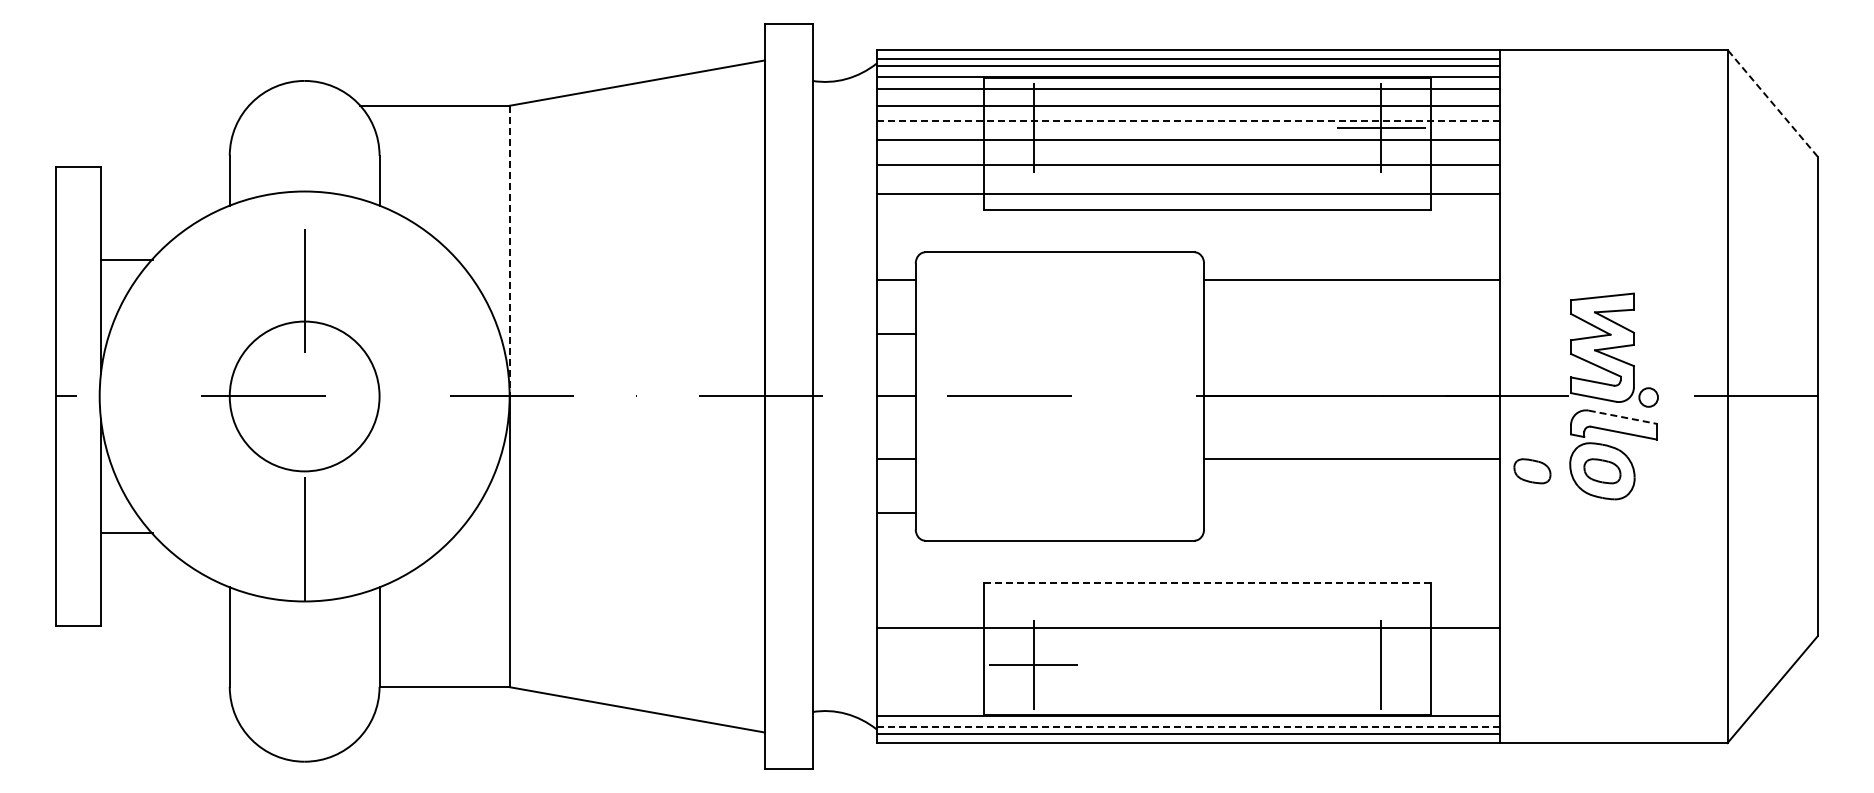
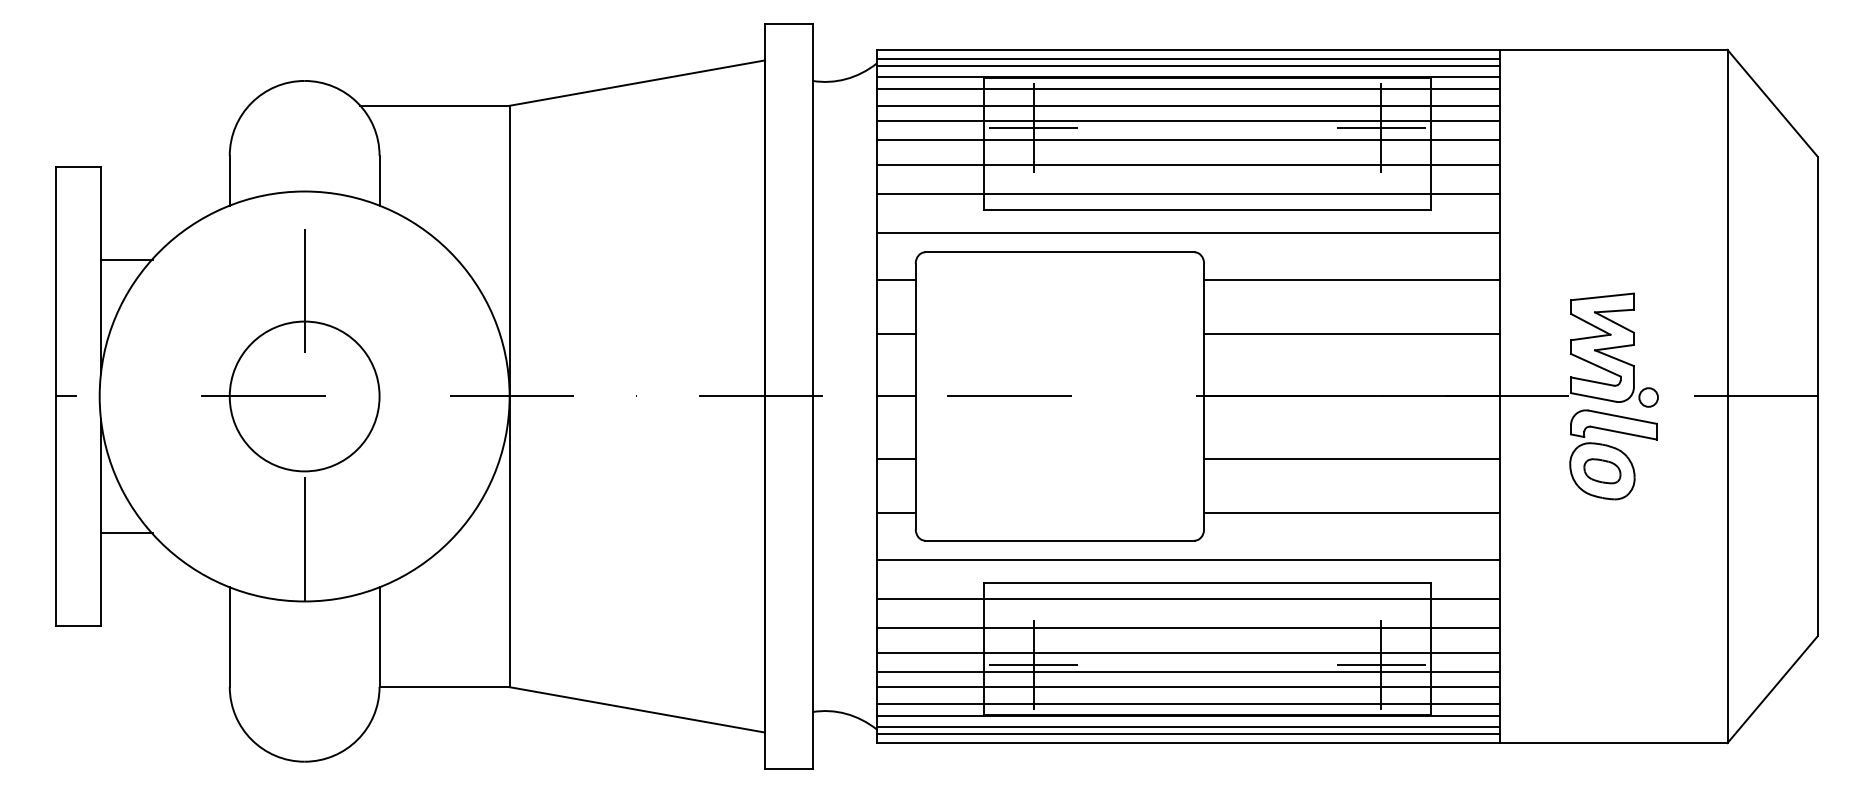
line: dashed -> solid (1772, 103)
line: dashed -> solid (1188, 121)
line: none -> present (1033, 128)
line: none -> present (1188, 232)
line: dashed -> solid (509, 251)
line: none -> present (1352, 333)
line: dashed -> solid (1622, 417)
part: present -> none (1532, 471)
line: none -> present (1351, 513)
line: none -> present (1188, 560)
line: dashed -> solid (1207, 582)
line: none -> present (1188, 598)
line: none -> present (1188, 652)
line: none -> present (1381, 664)
line: none -> present (1188, 671)
line: none -> present (1188, 687)
line: none -> present (1188, 703)
line: dashed -> solid (1188, 727)
